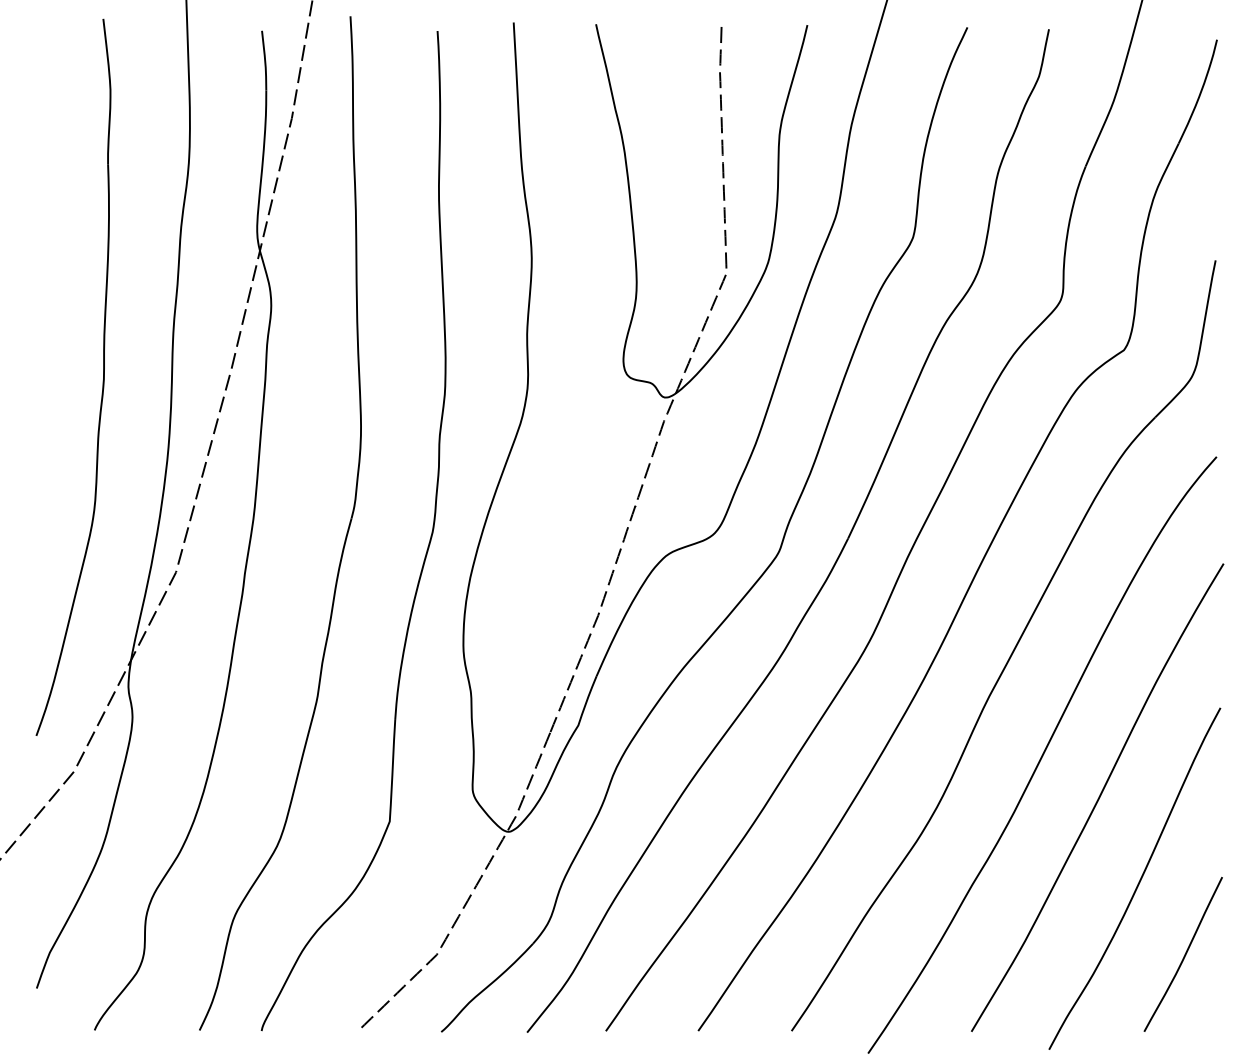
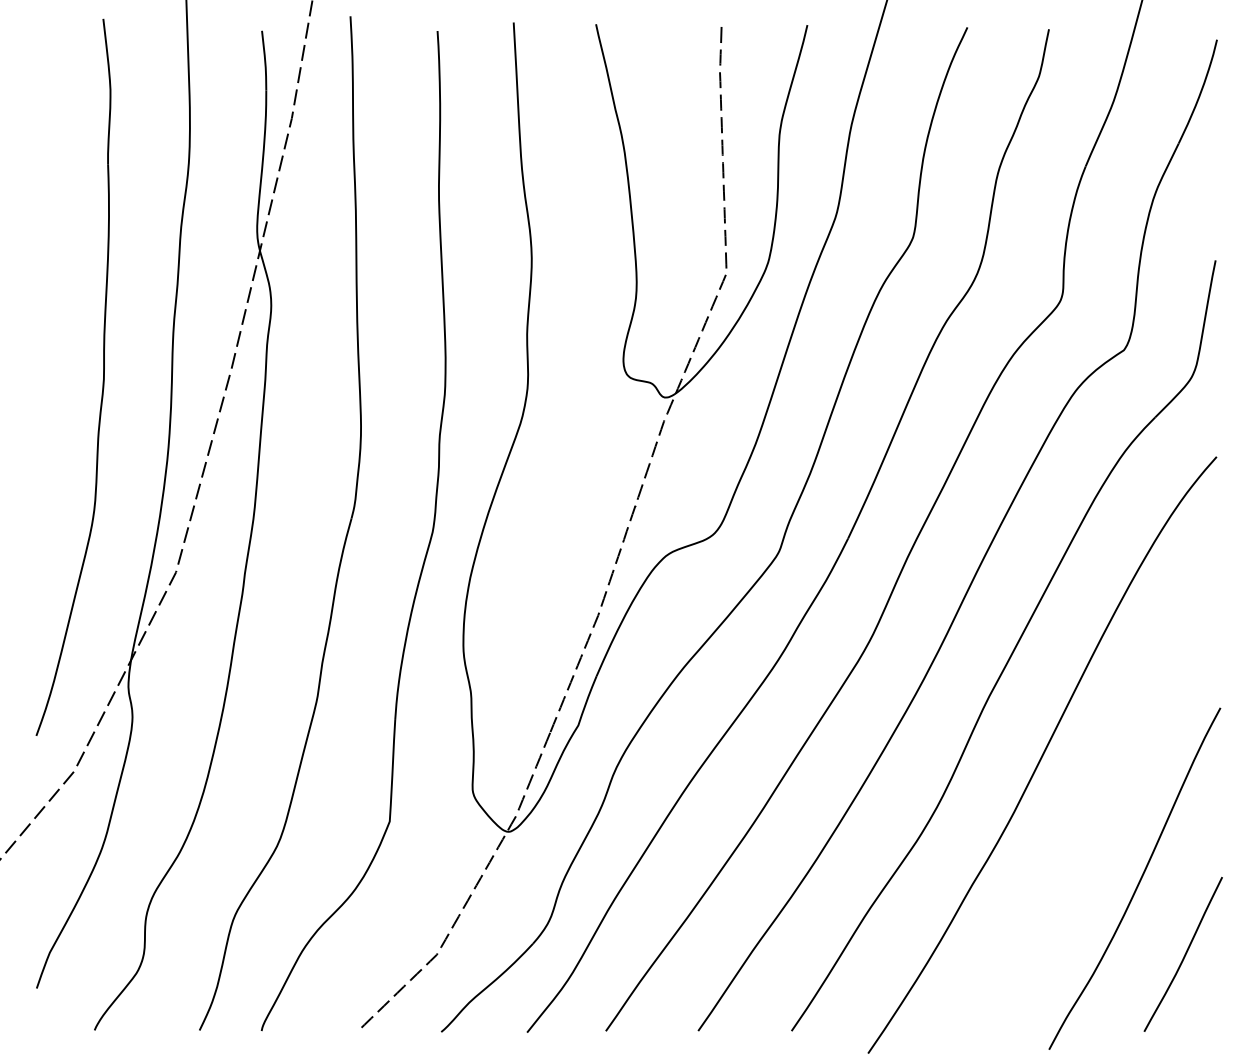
curve: present -> none (1098, 797)
